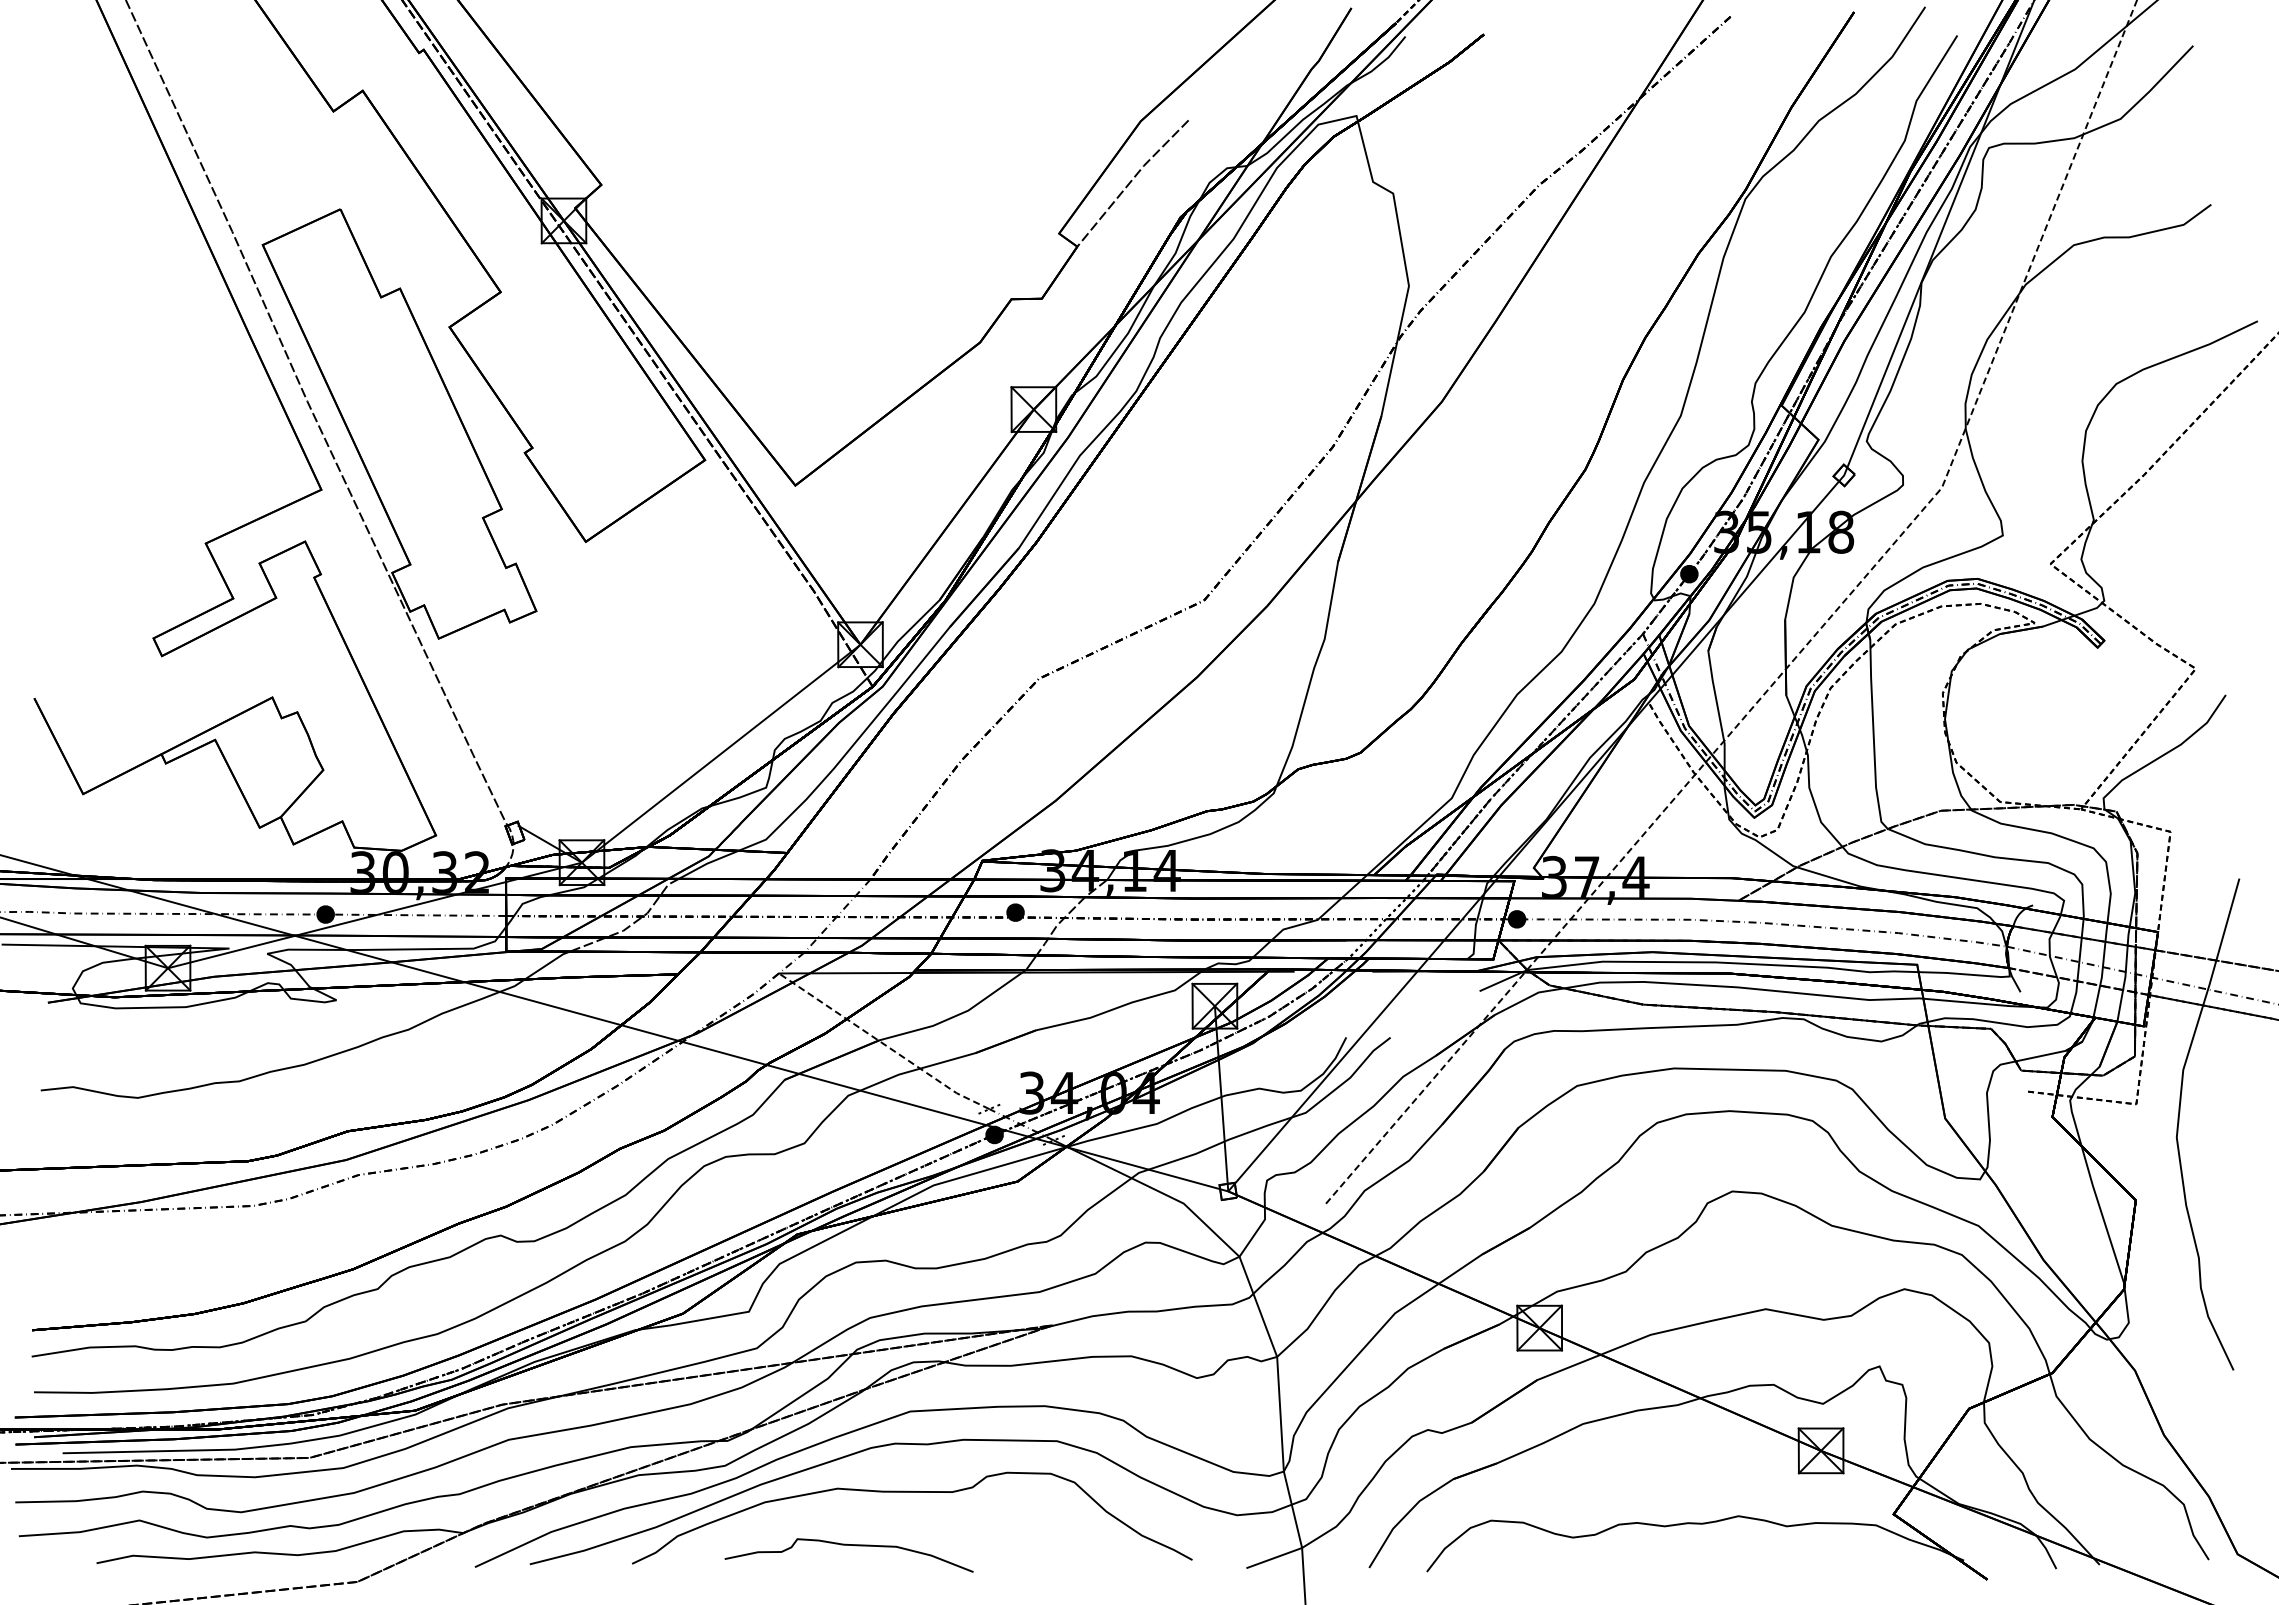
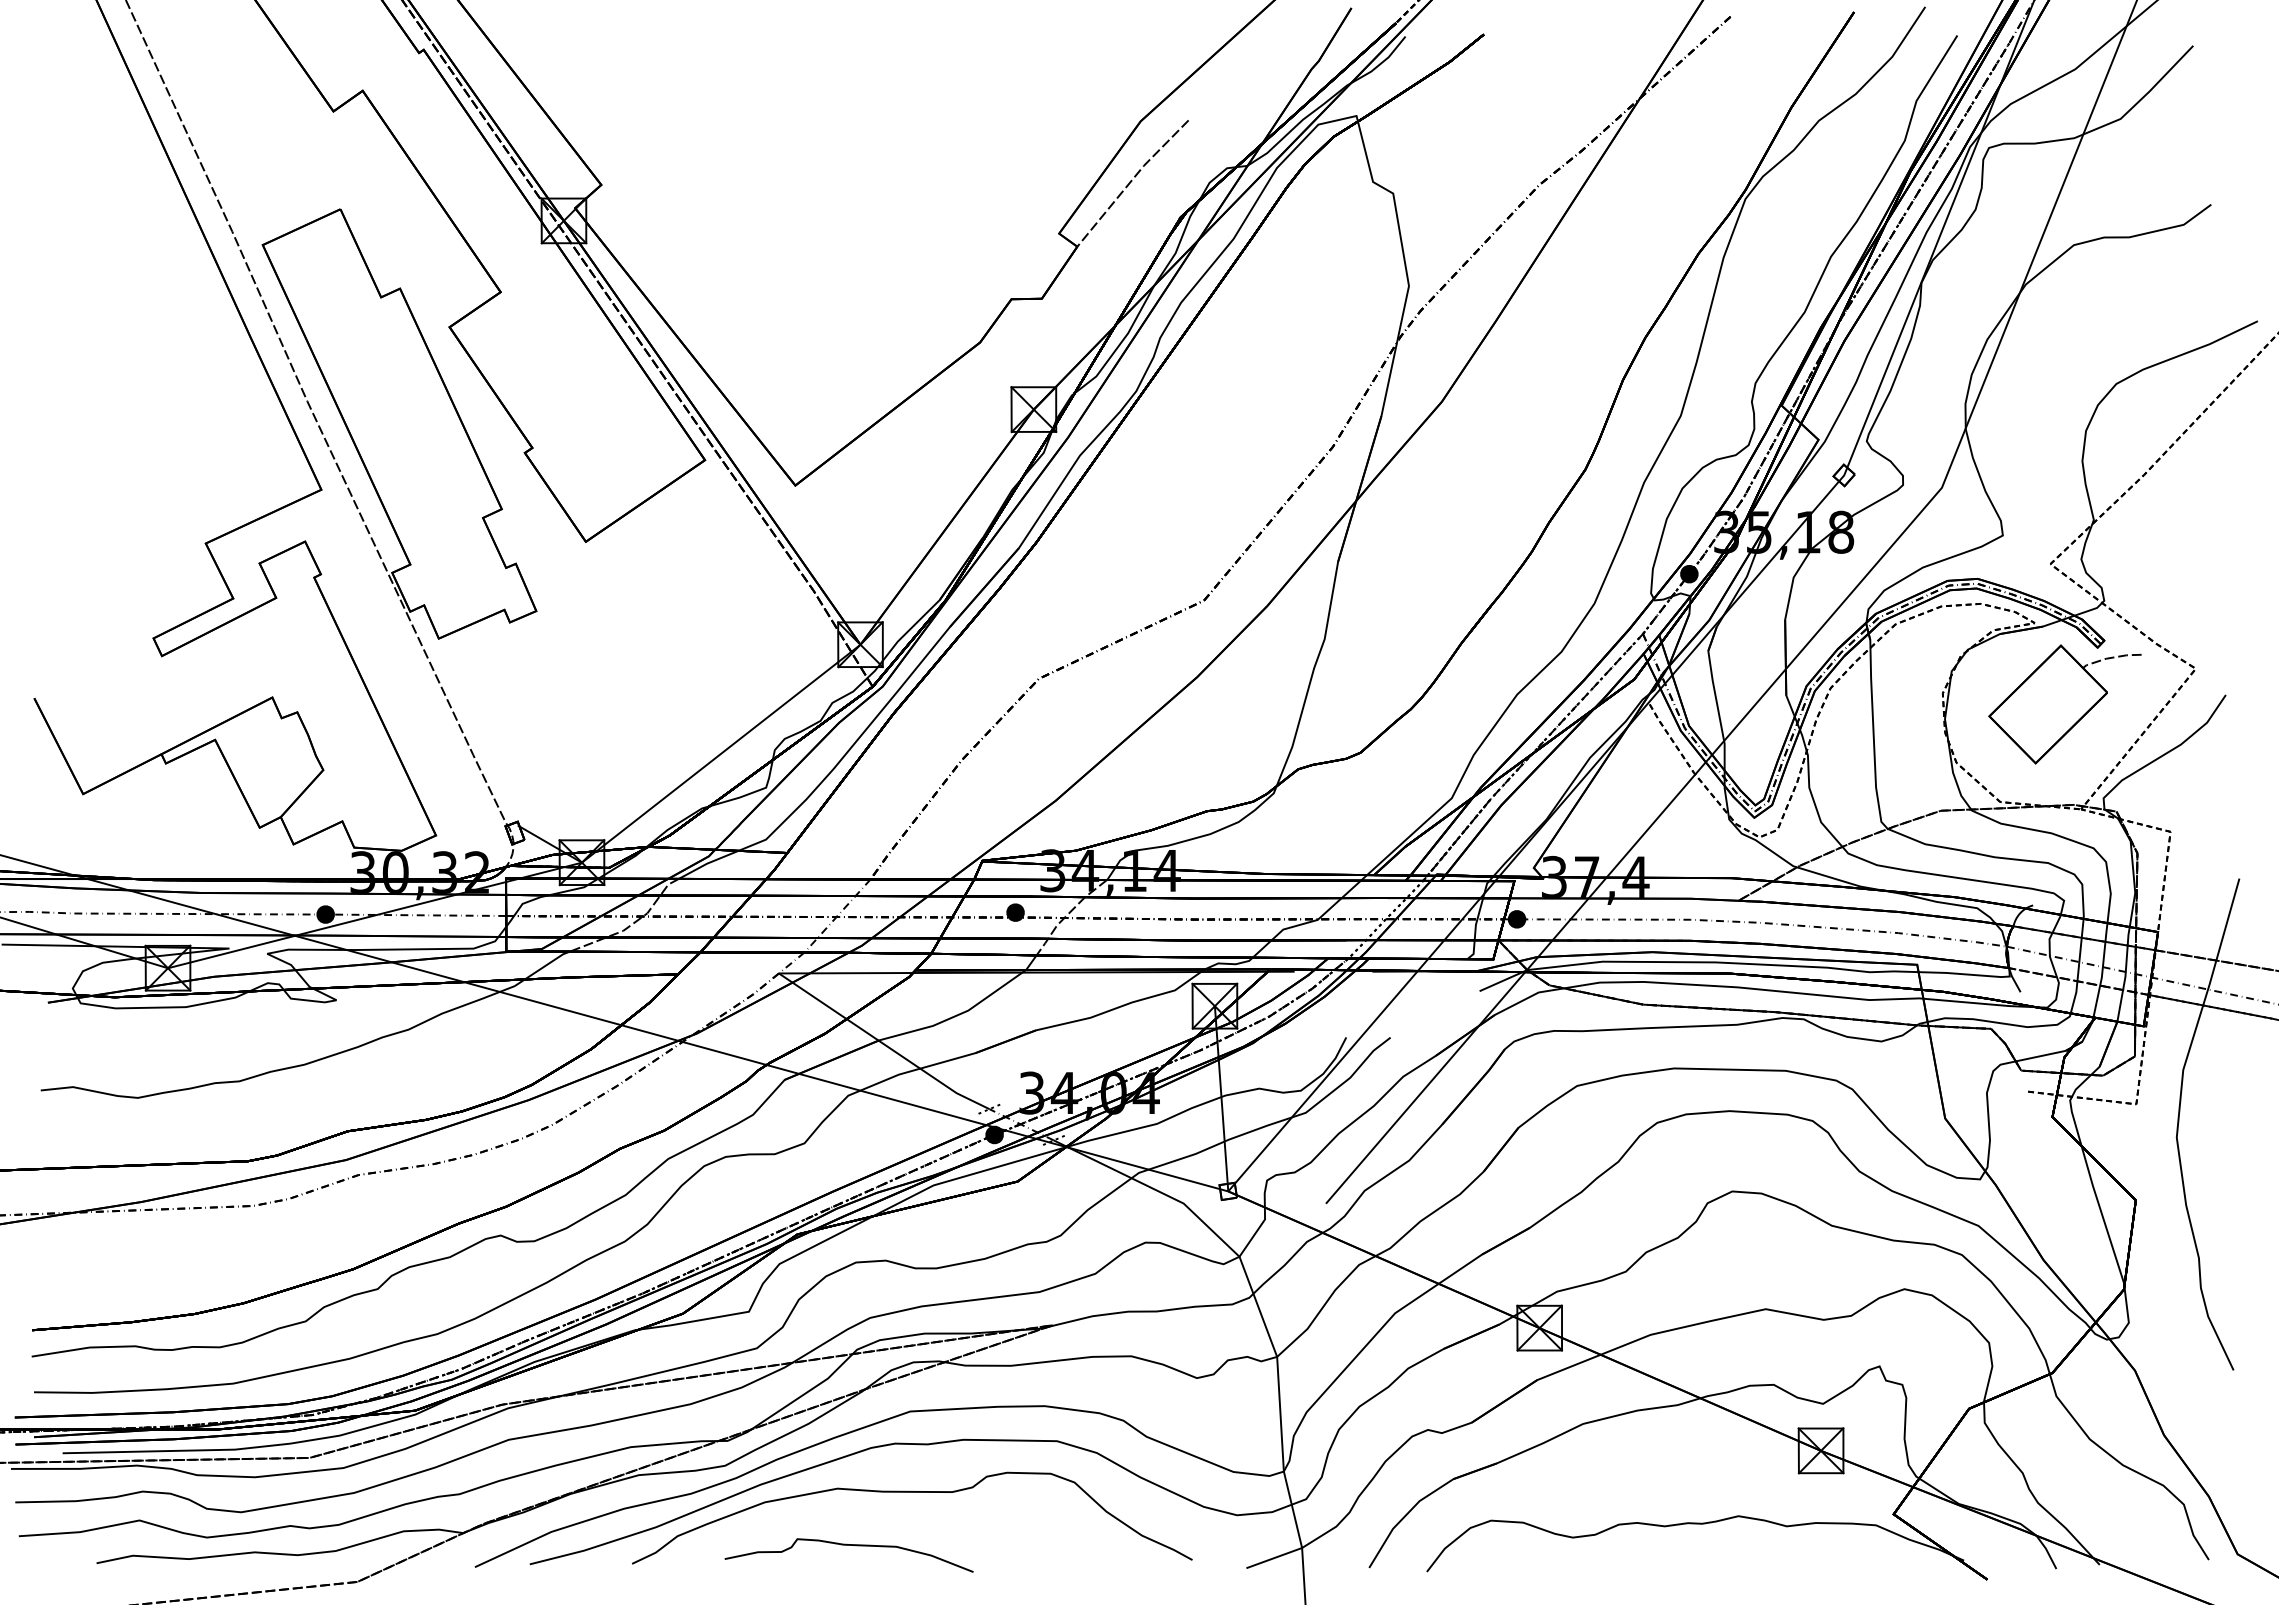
line: dashed -> solid (1805, 646)
part: none -> present (2064, 704)
line: dashed -> solid (883, 1043)
